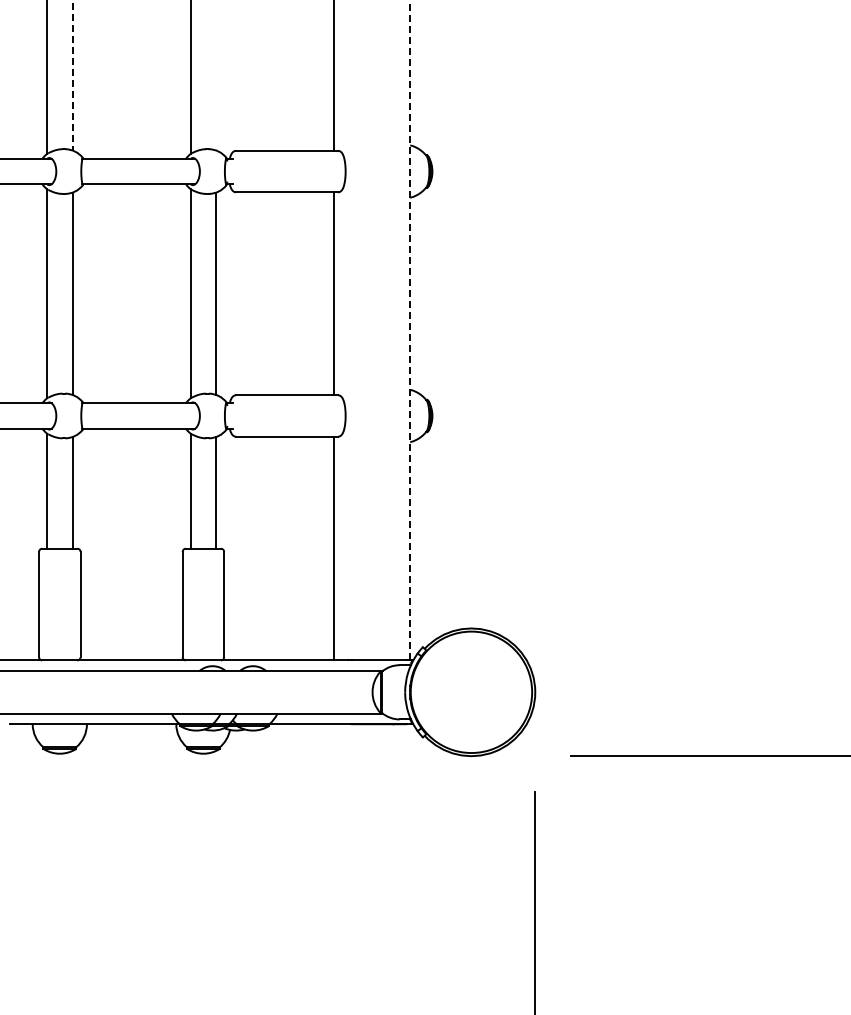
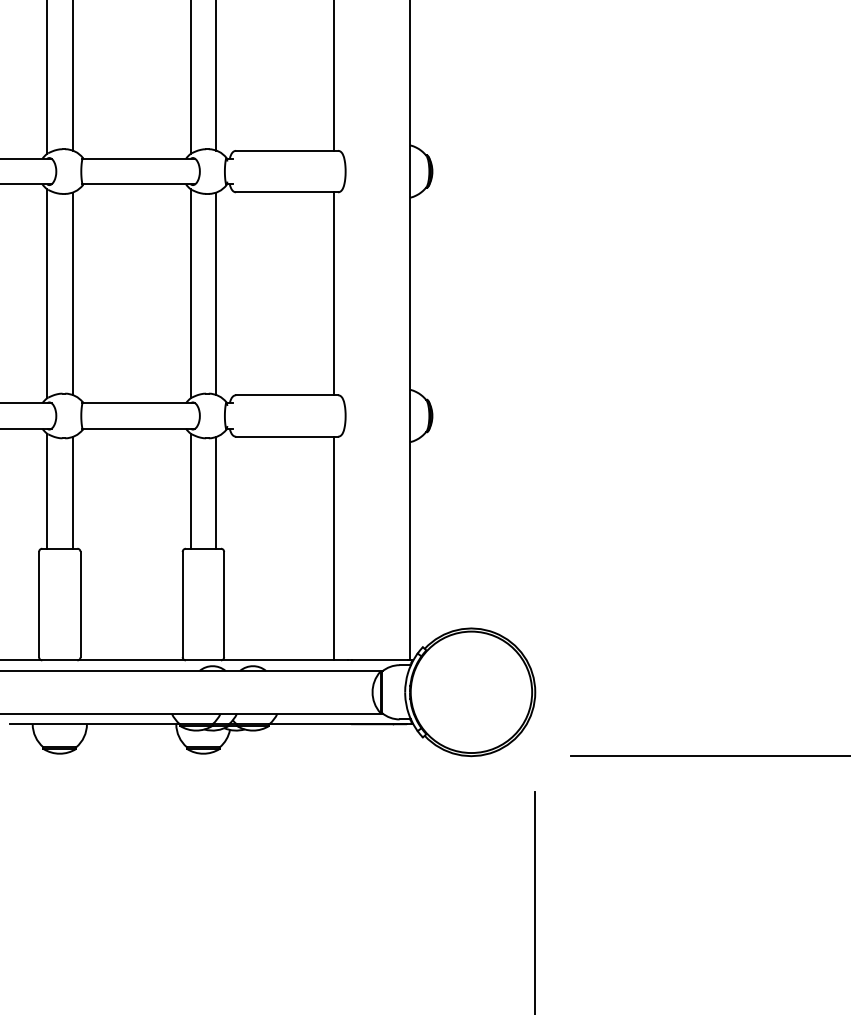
line: dashed -> solid (72, 75)
line: none -> present (216, 76)
line: dashed -> solid (410, 330)
